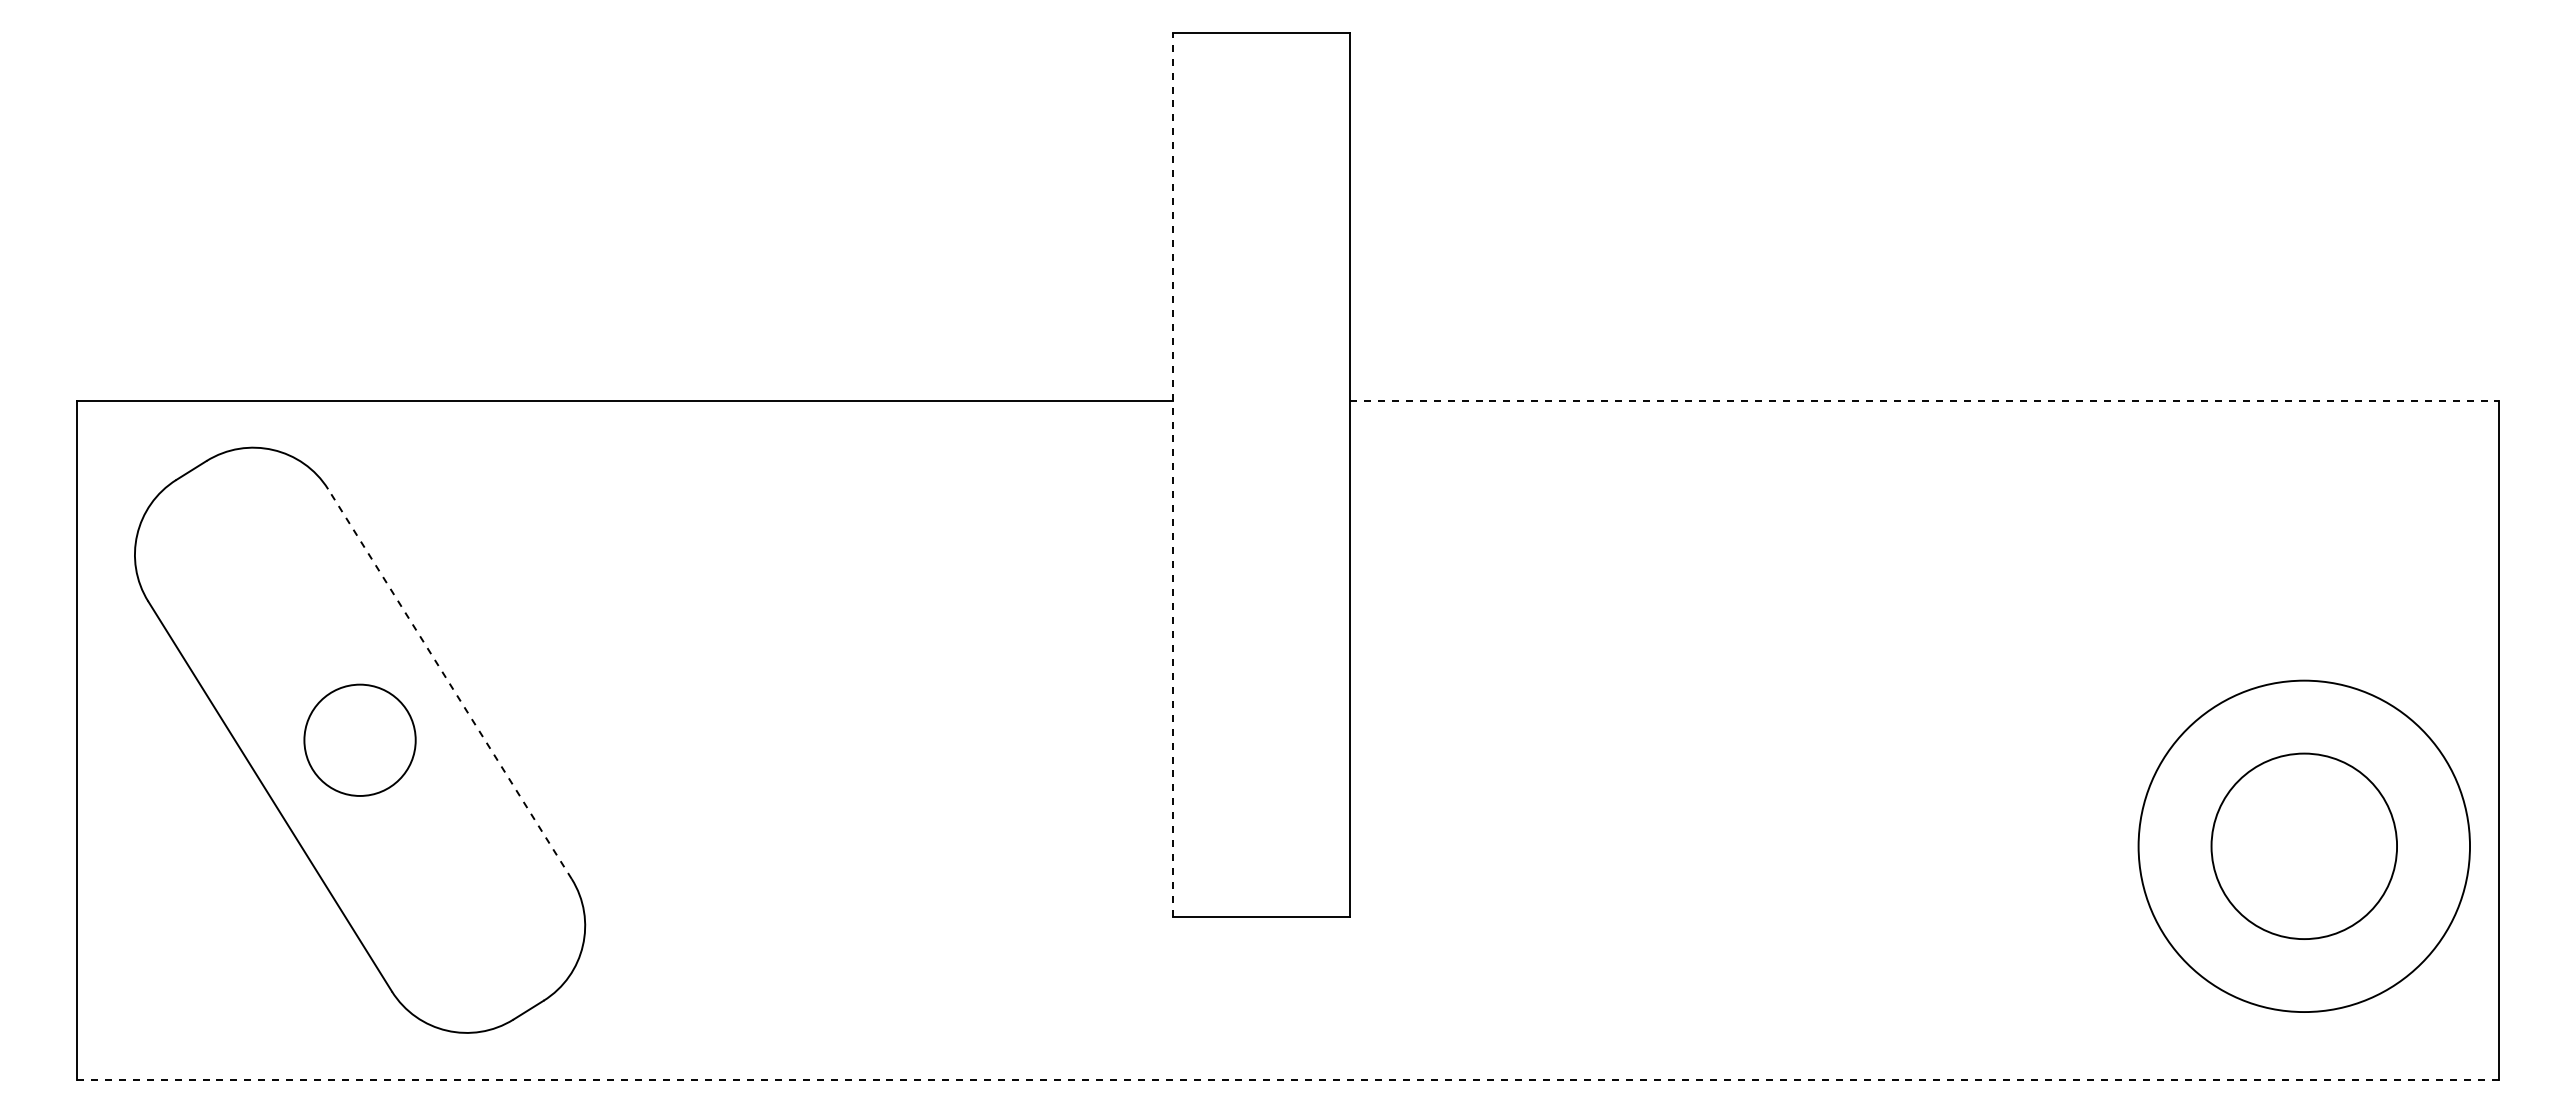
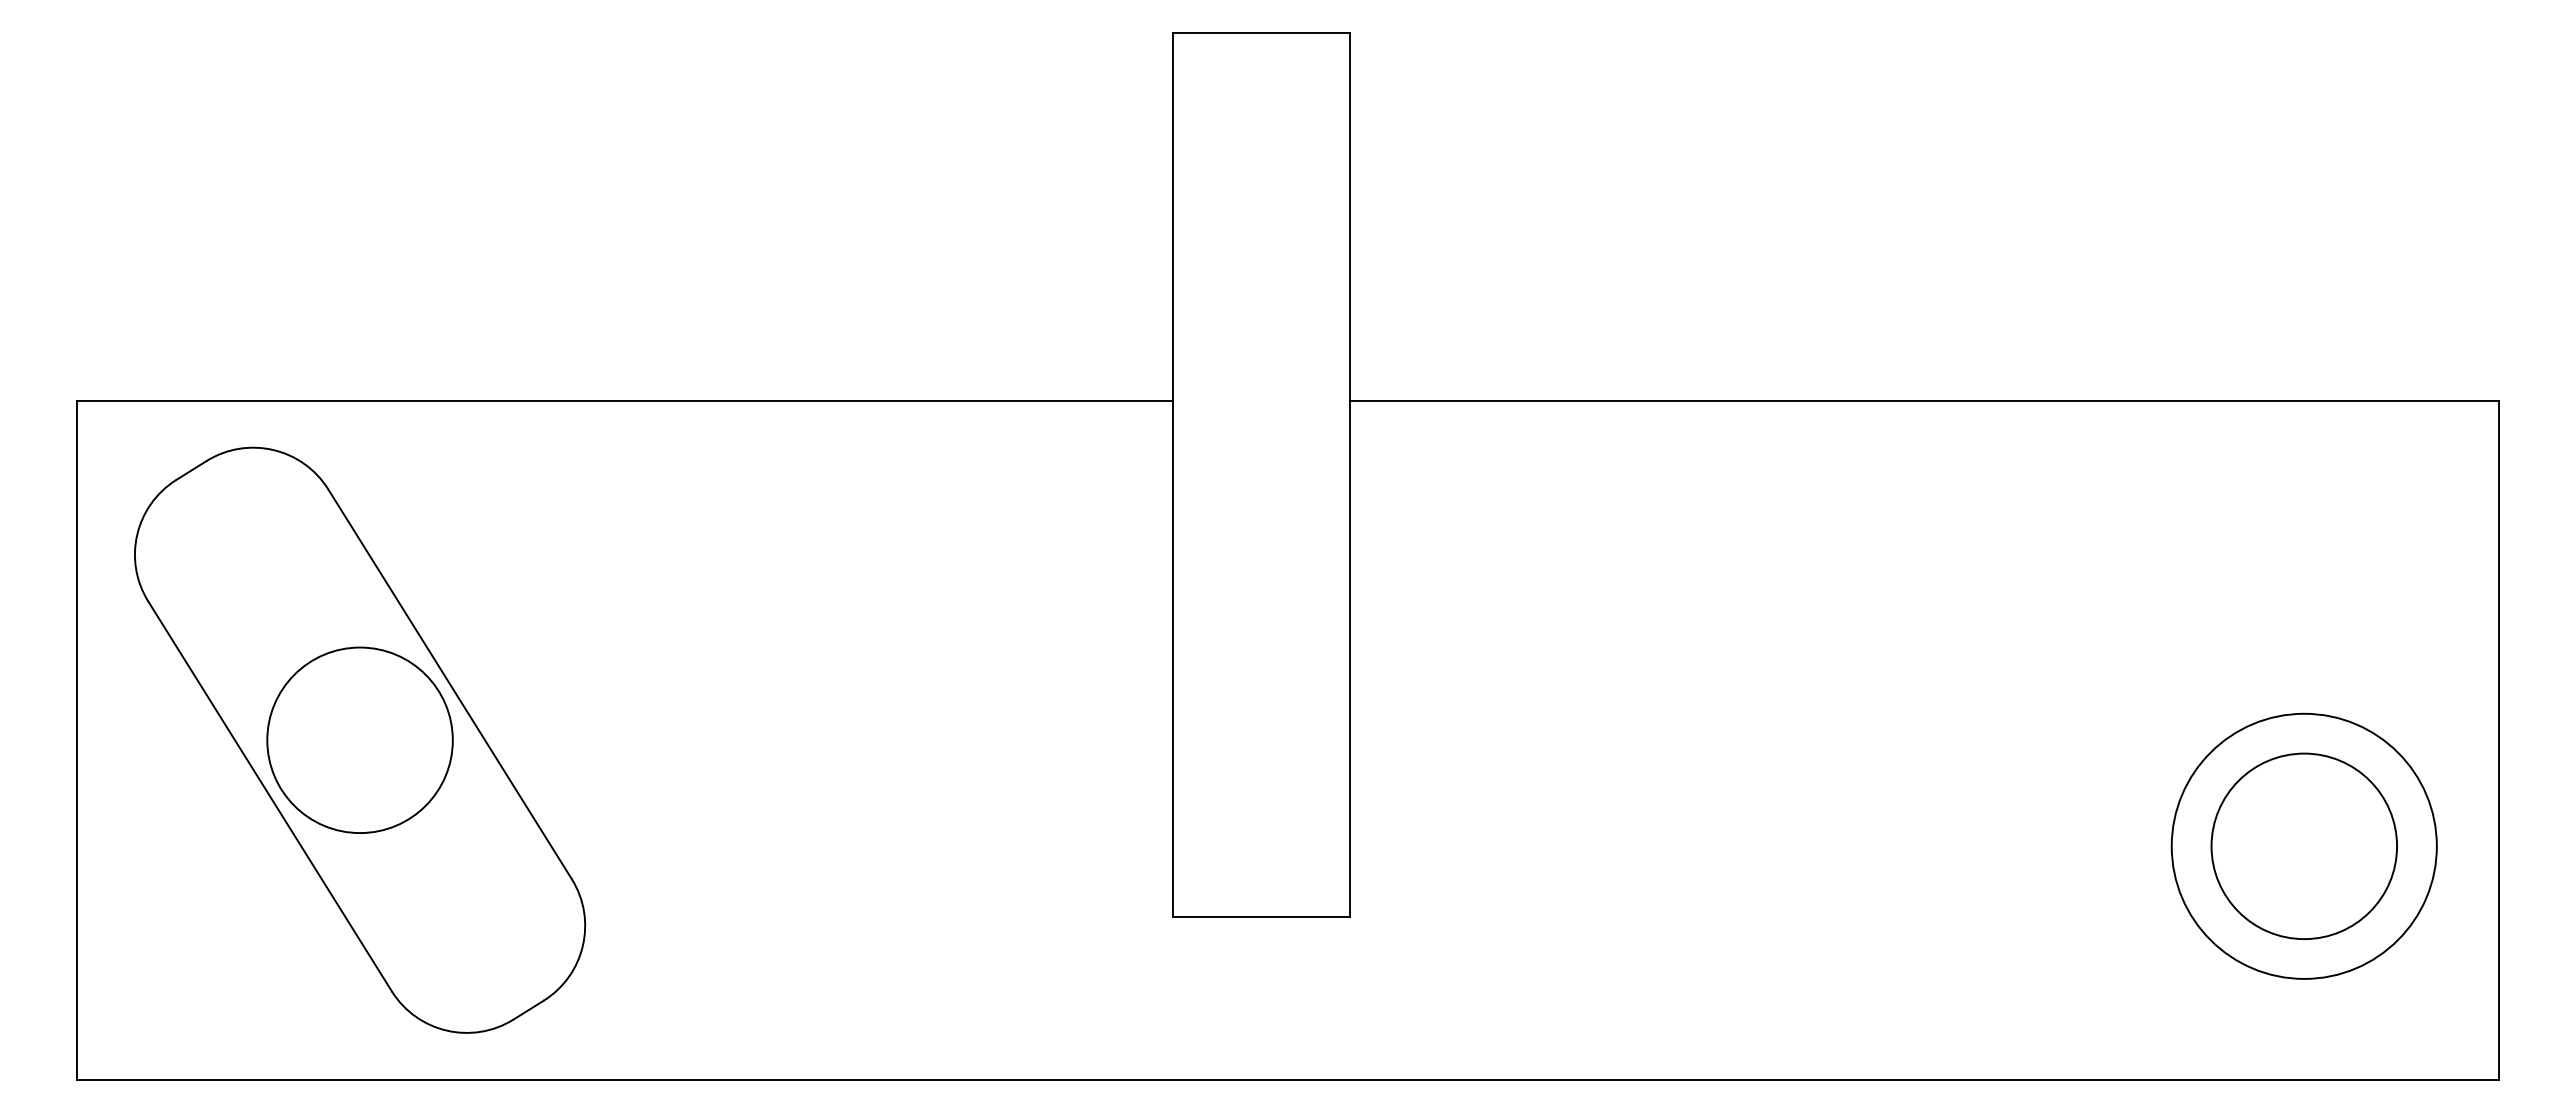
line: dashed -> solid (1924, 400)
line: dashed -> solid (1173, 475)
line: dashed -> solid (449, 684)
circle diameter: 111 px -> 186 px (359, 740)
circle diameter: 331 px -> 265 px (2303, 845)
line: dashed -> solid (1288, 1079)
